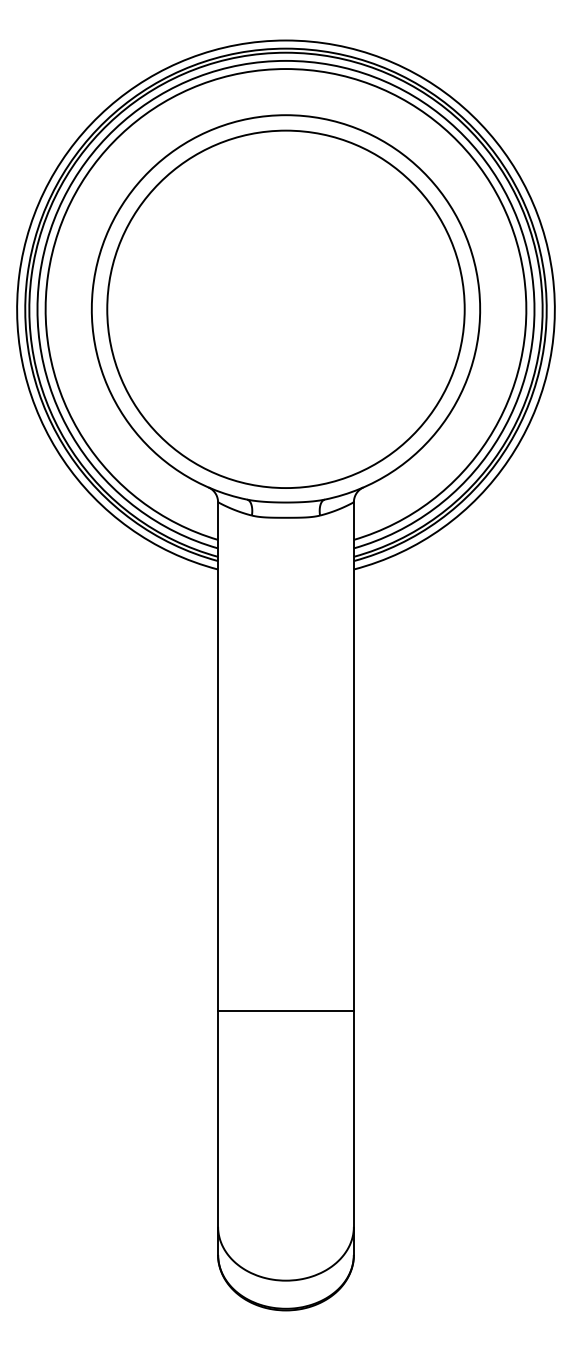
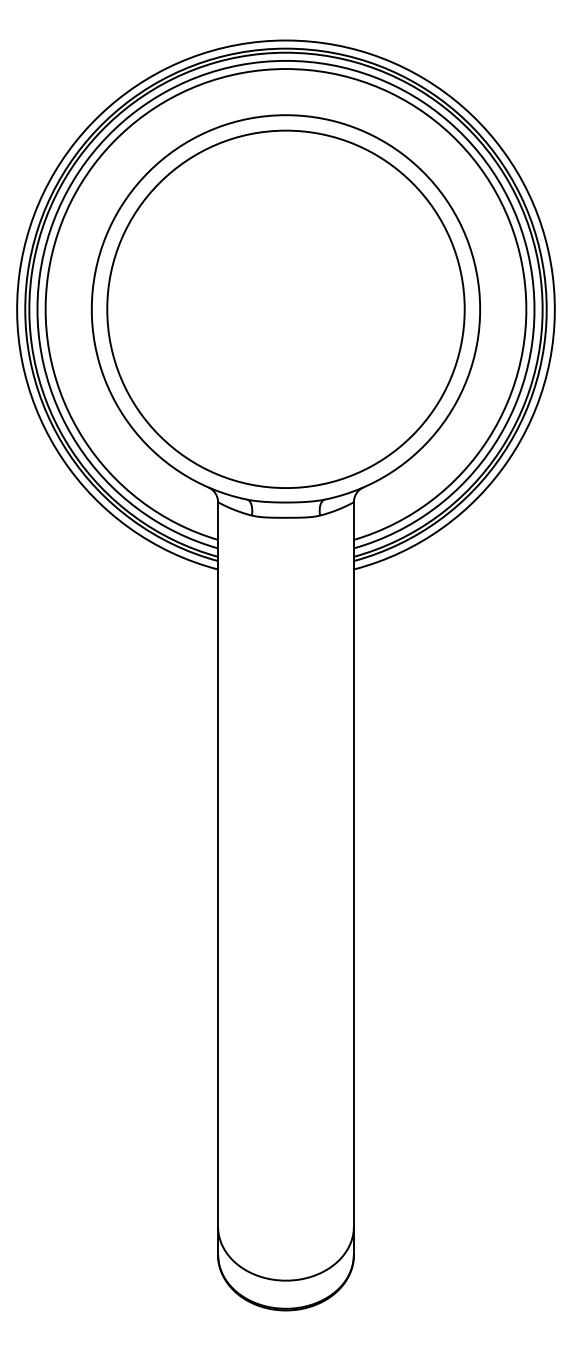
line: present -> none (285, 1011)
